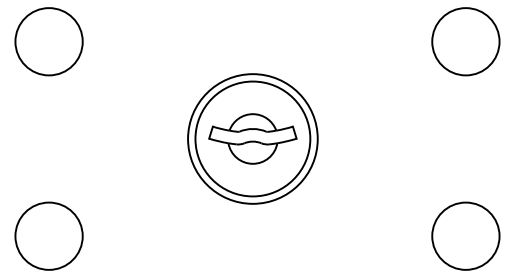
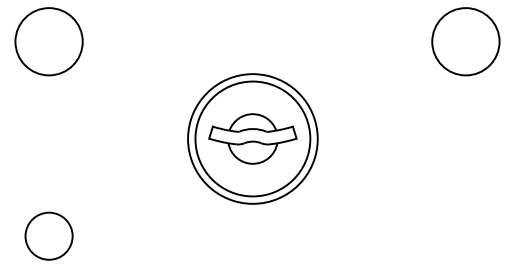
circle diameter: 67 px -> 47 px (48, 235)
circle: present -> none (465, 235)
